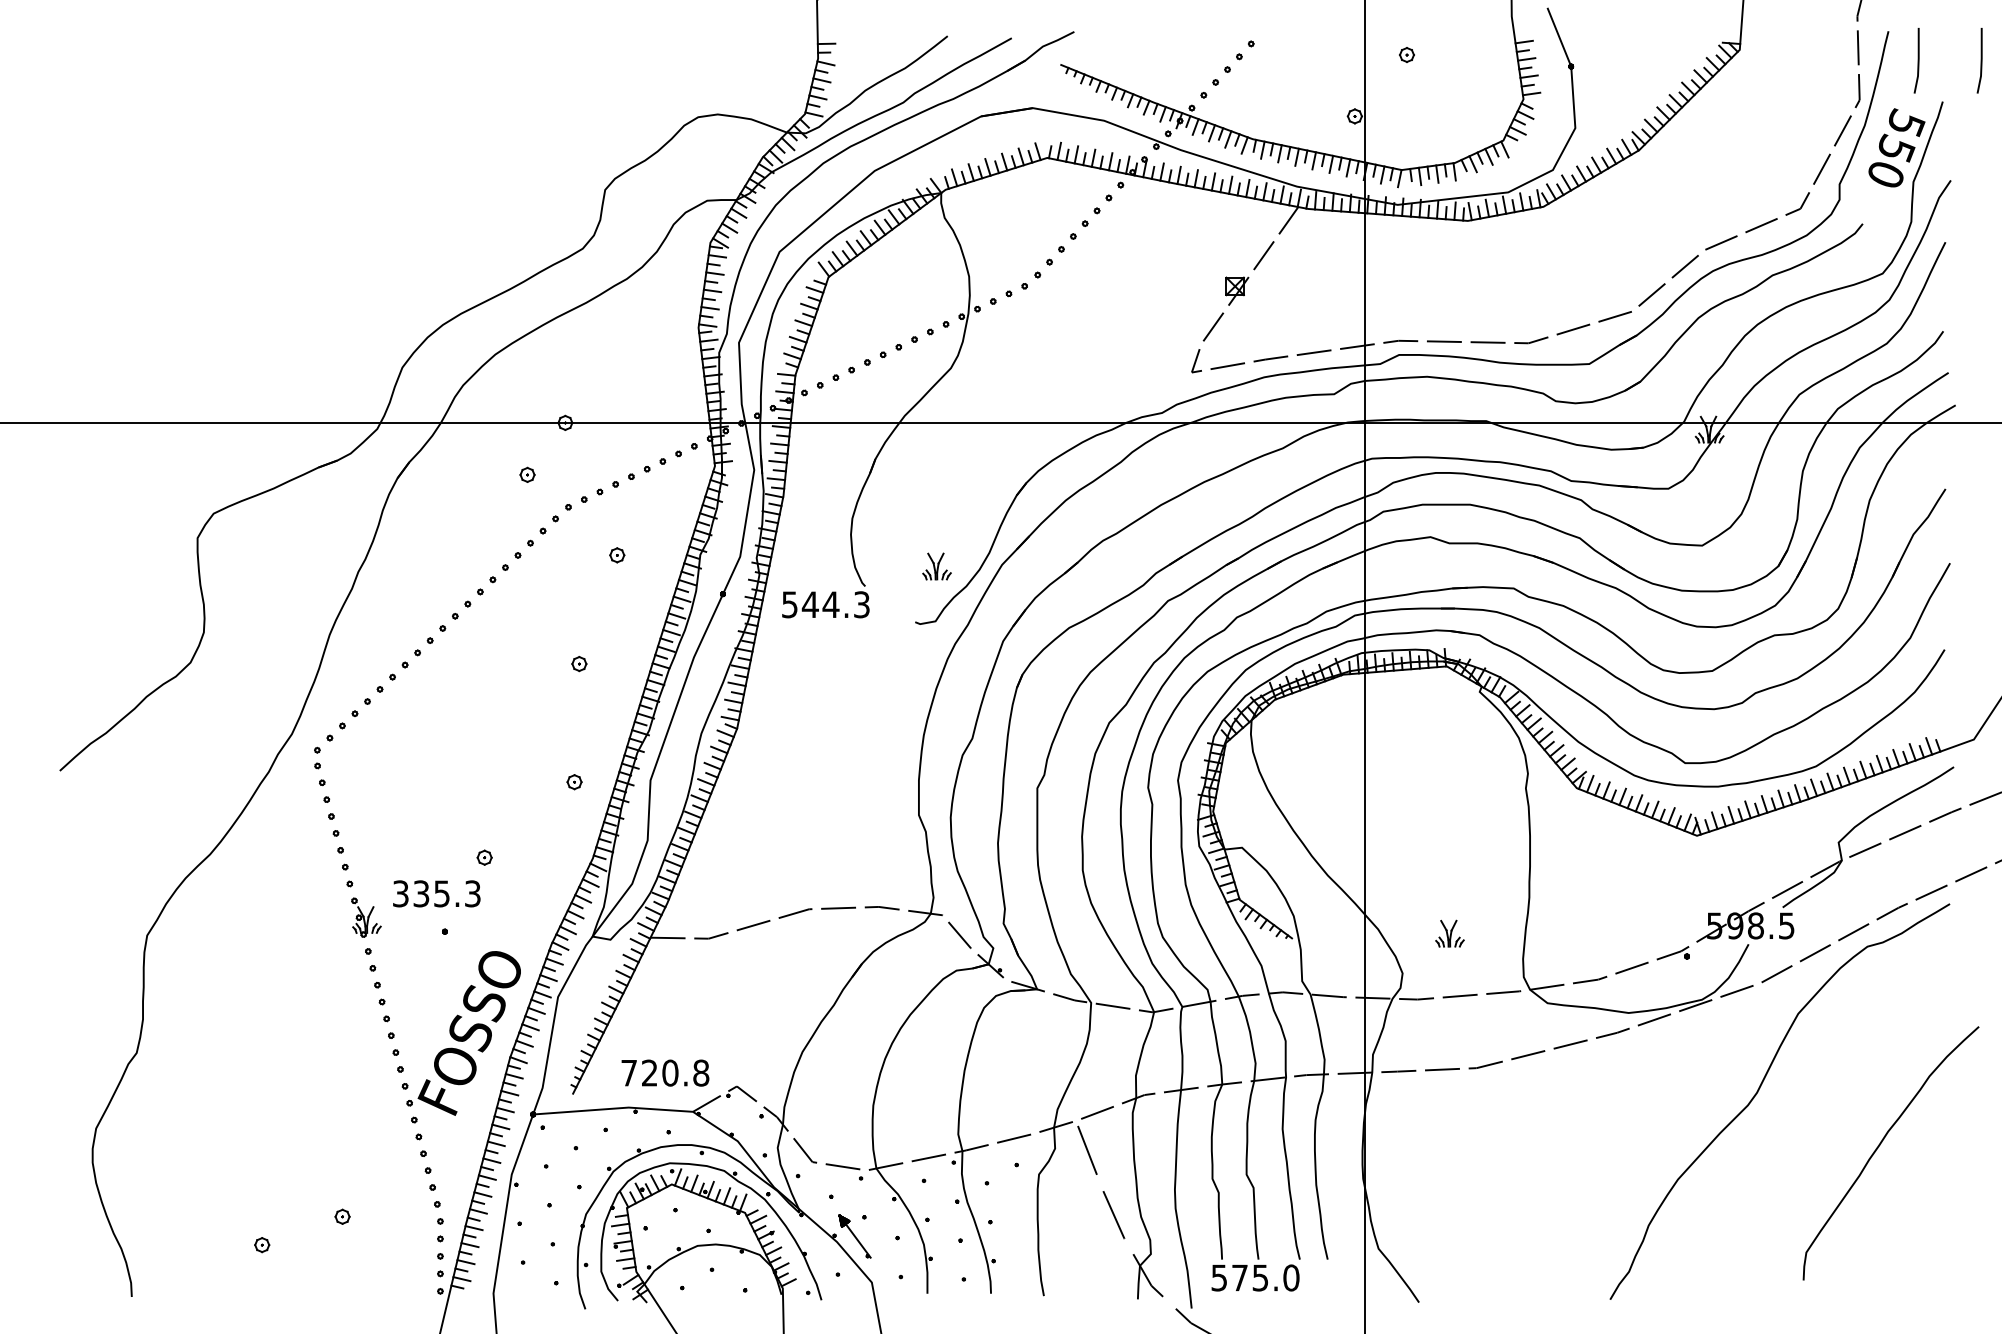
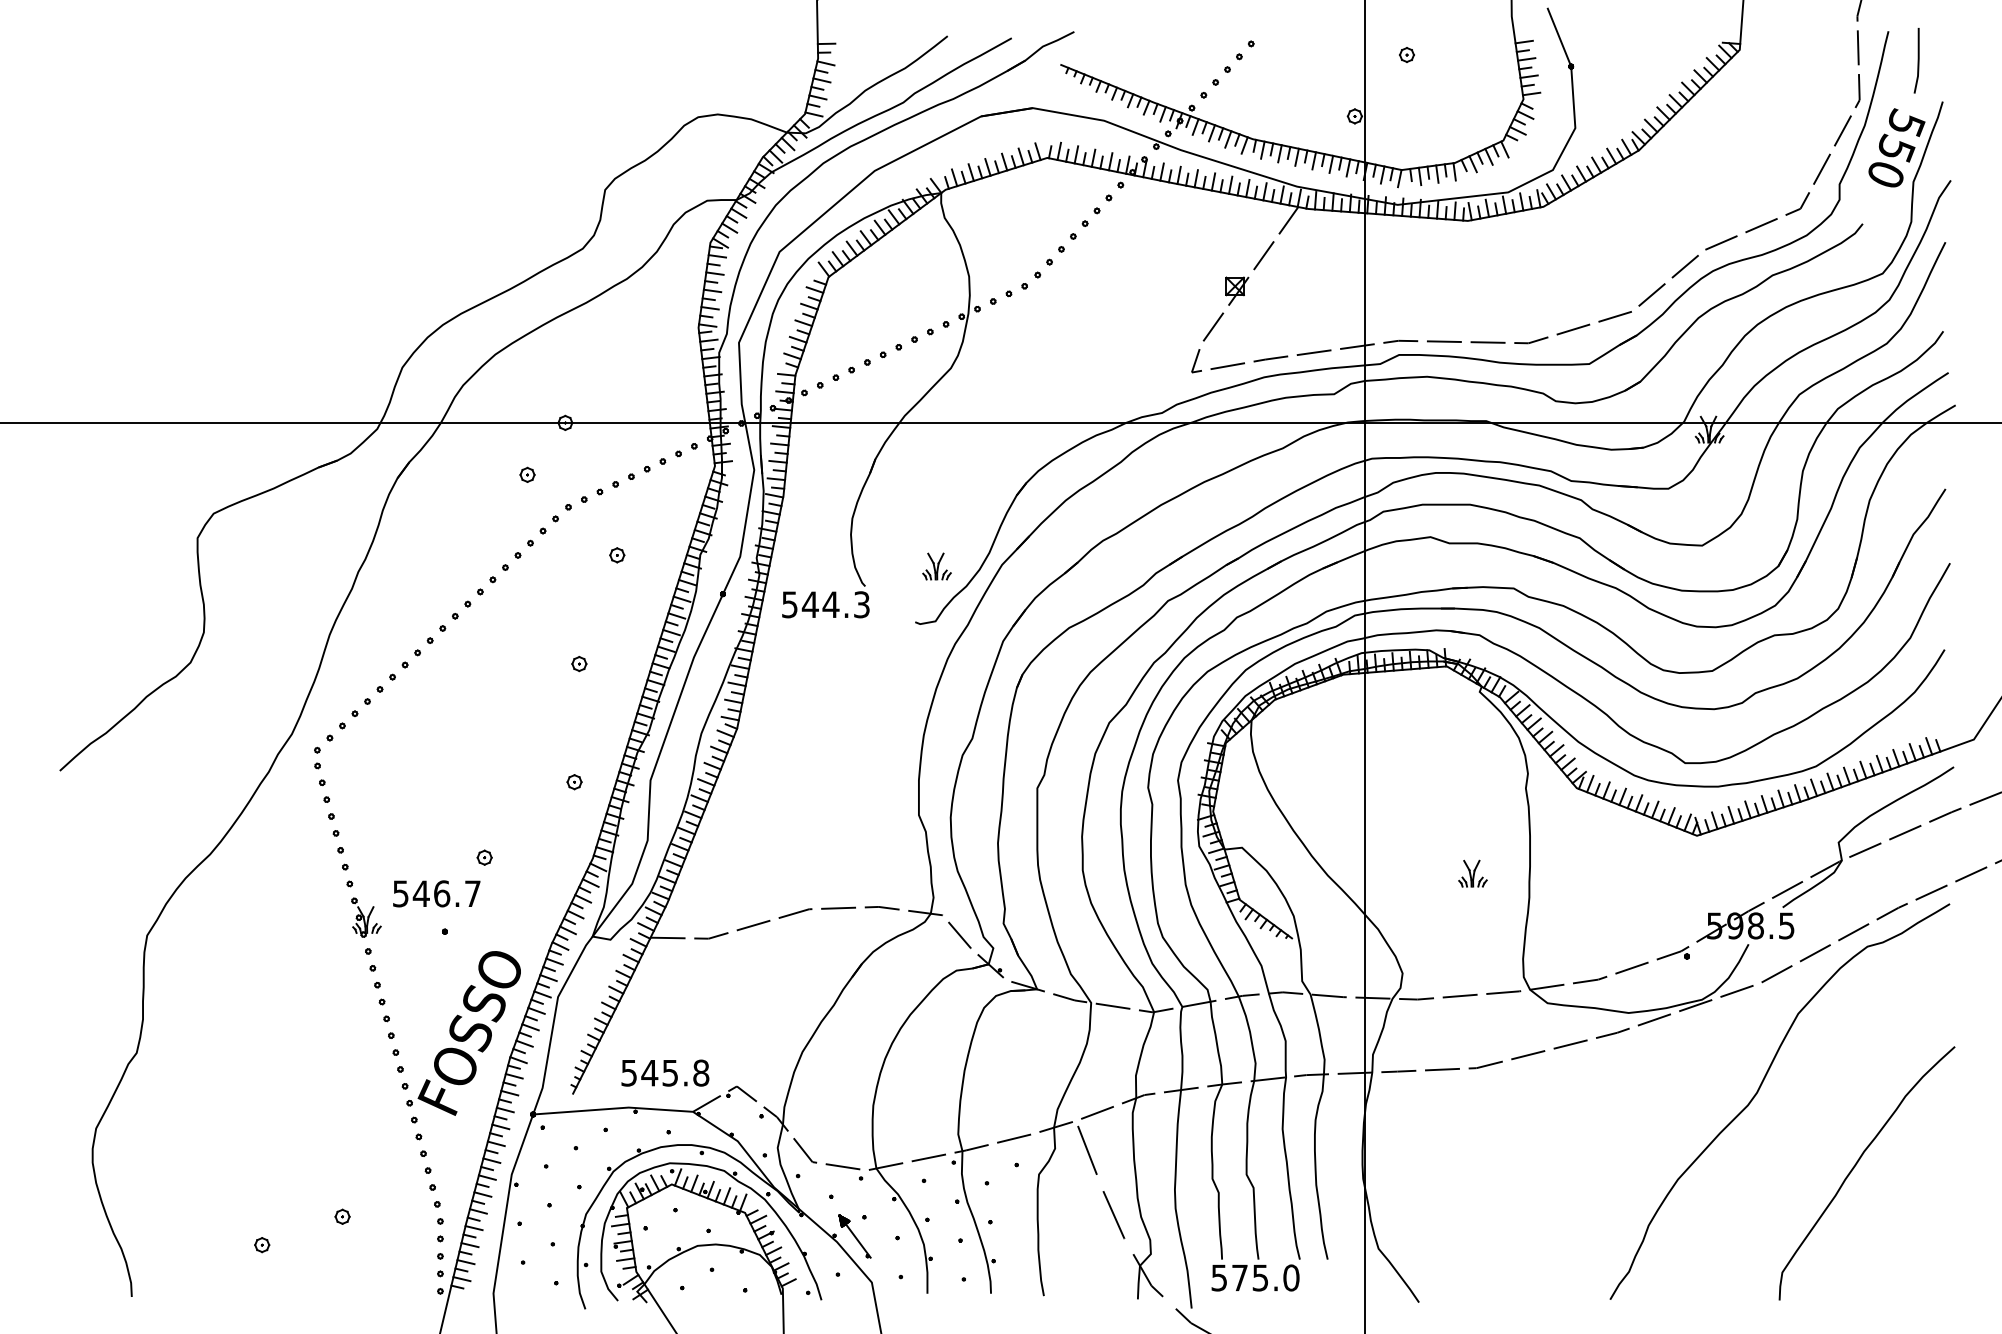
line: present -> none (1980, 60)
text: 335.3 -> 546.7 (436, 893)
part position: (1449, 933) -> (1472, 873) (1472, 873)
text: 720.8 -> 545.8 (649, 1072)
curve position: (1880, 1145) -> (1856, 1165) (1856, 1165)
